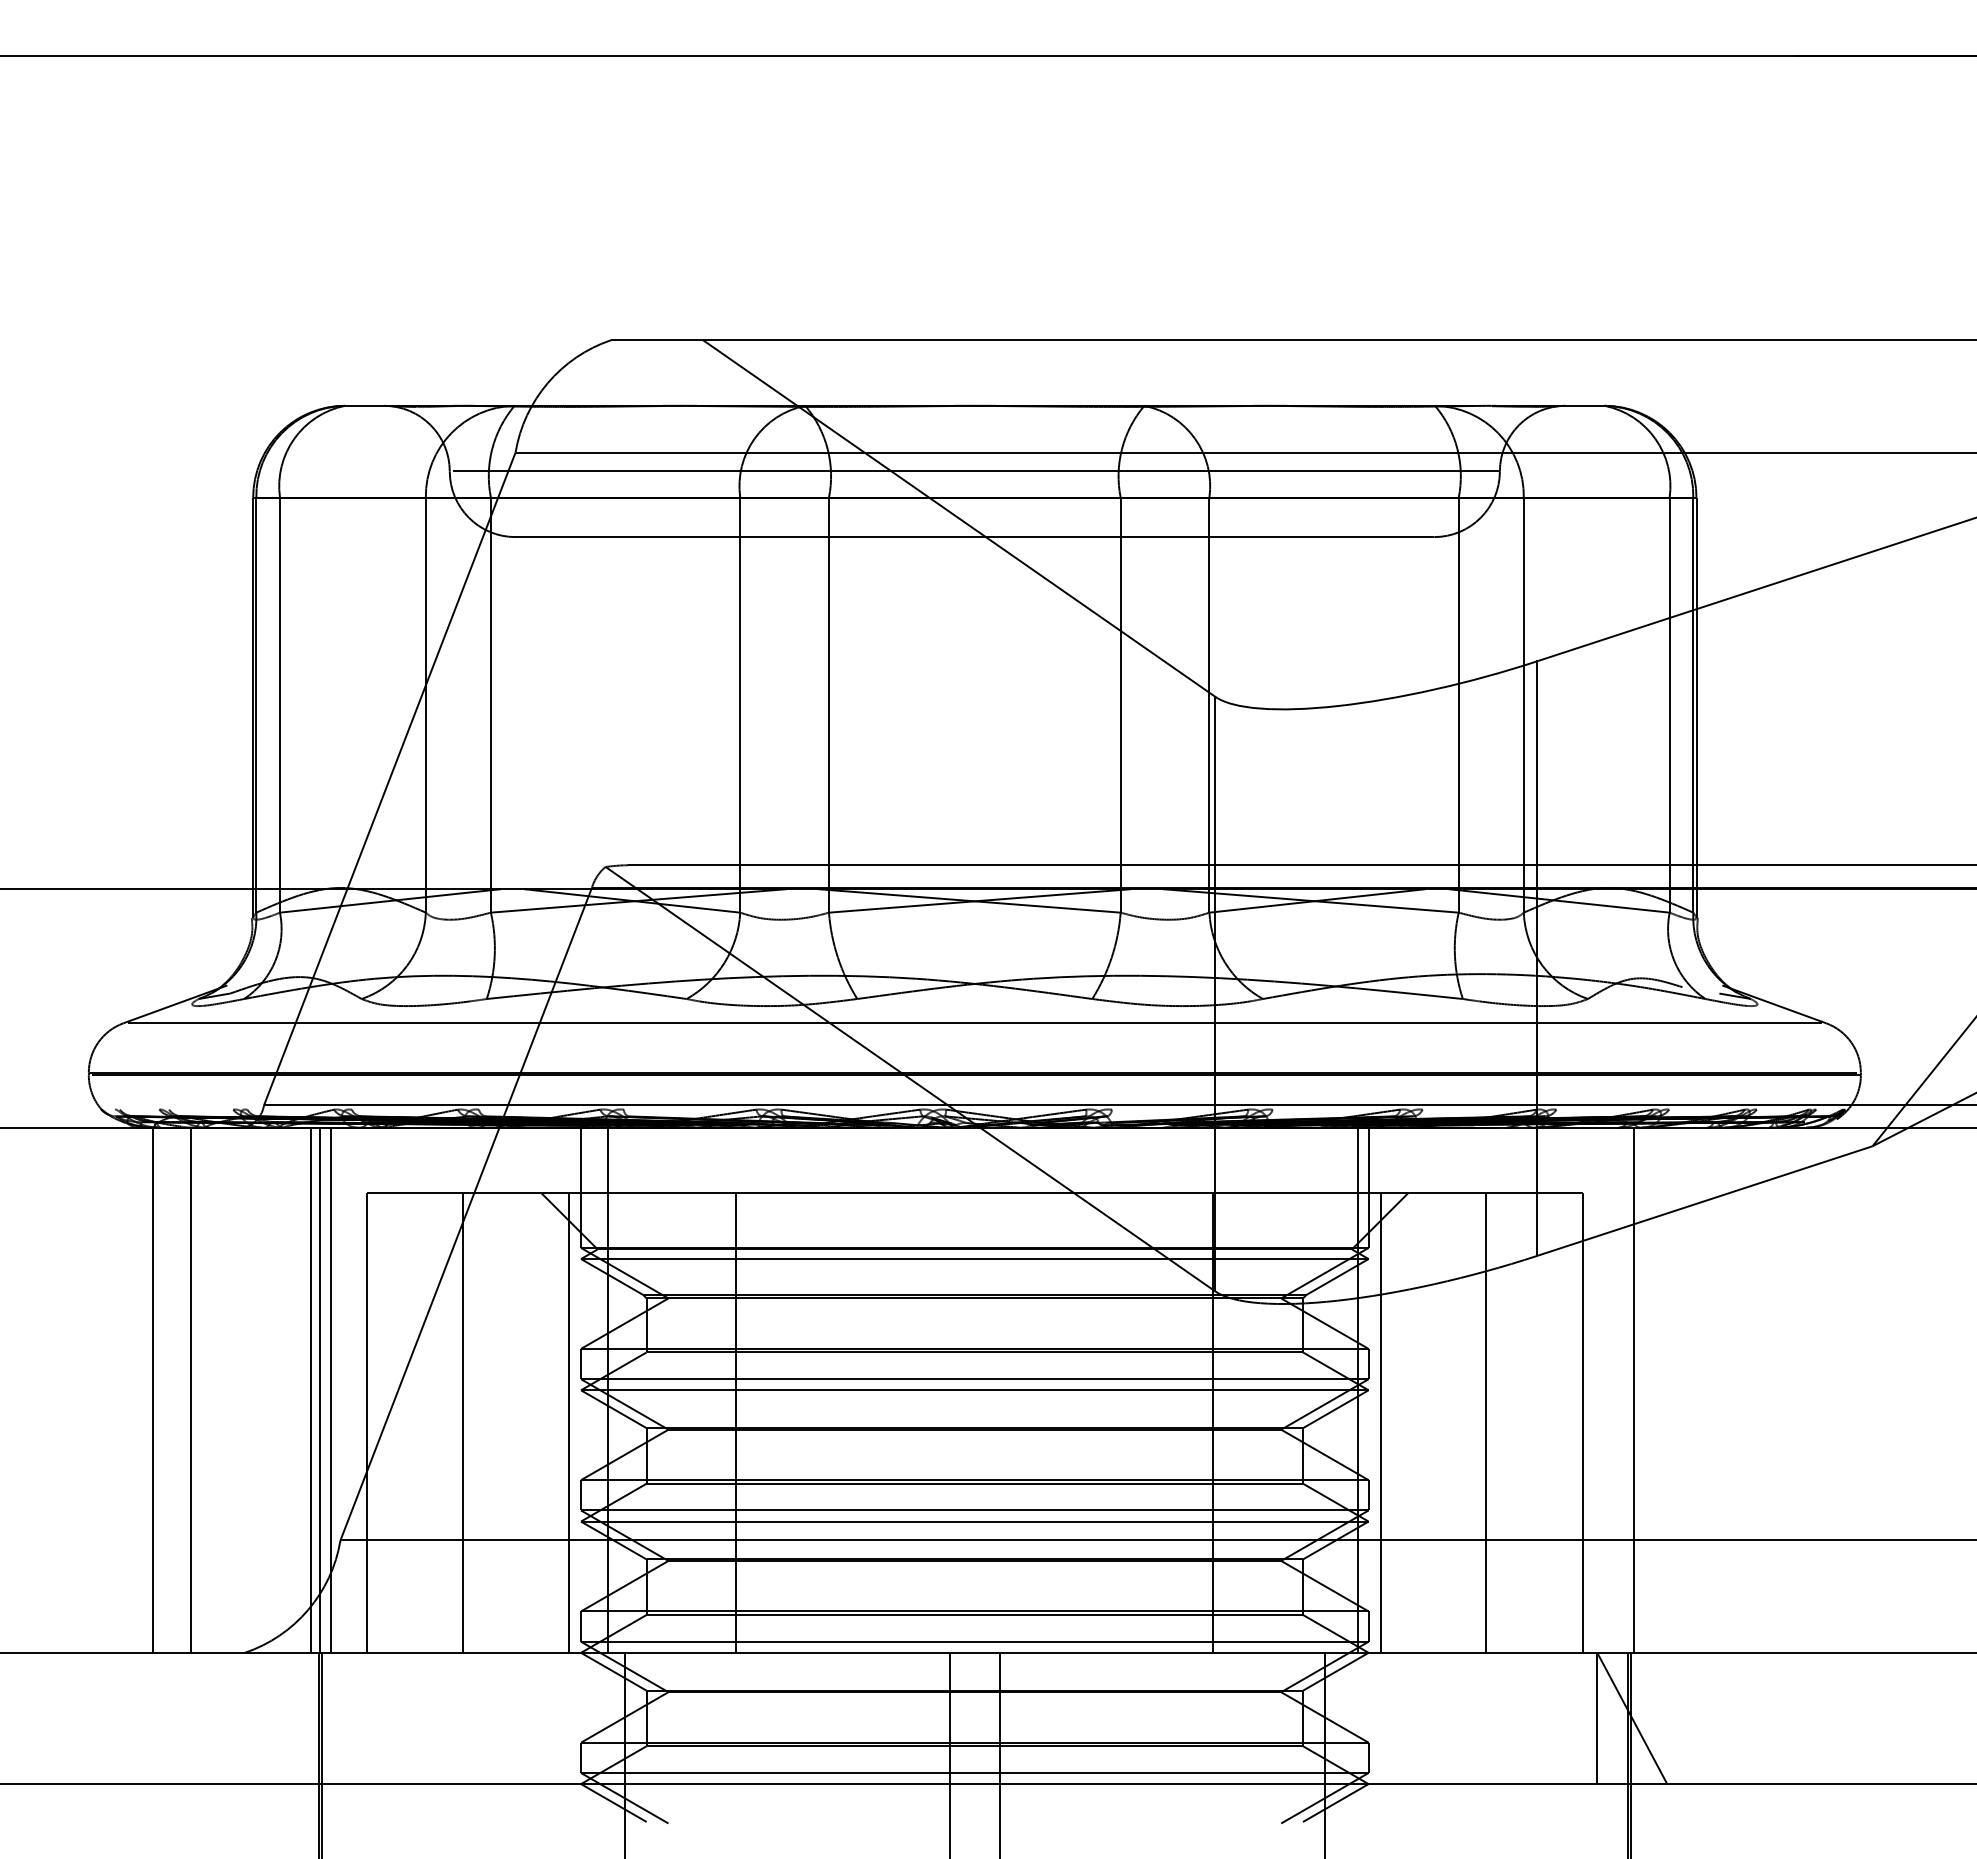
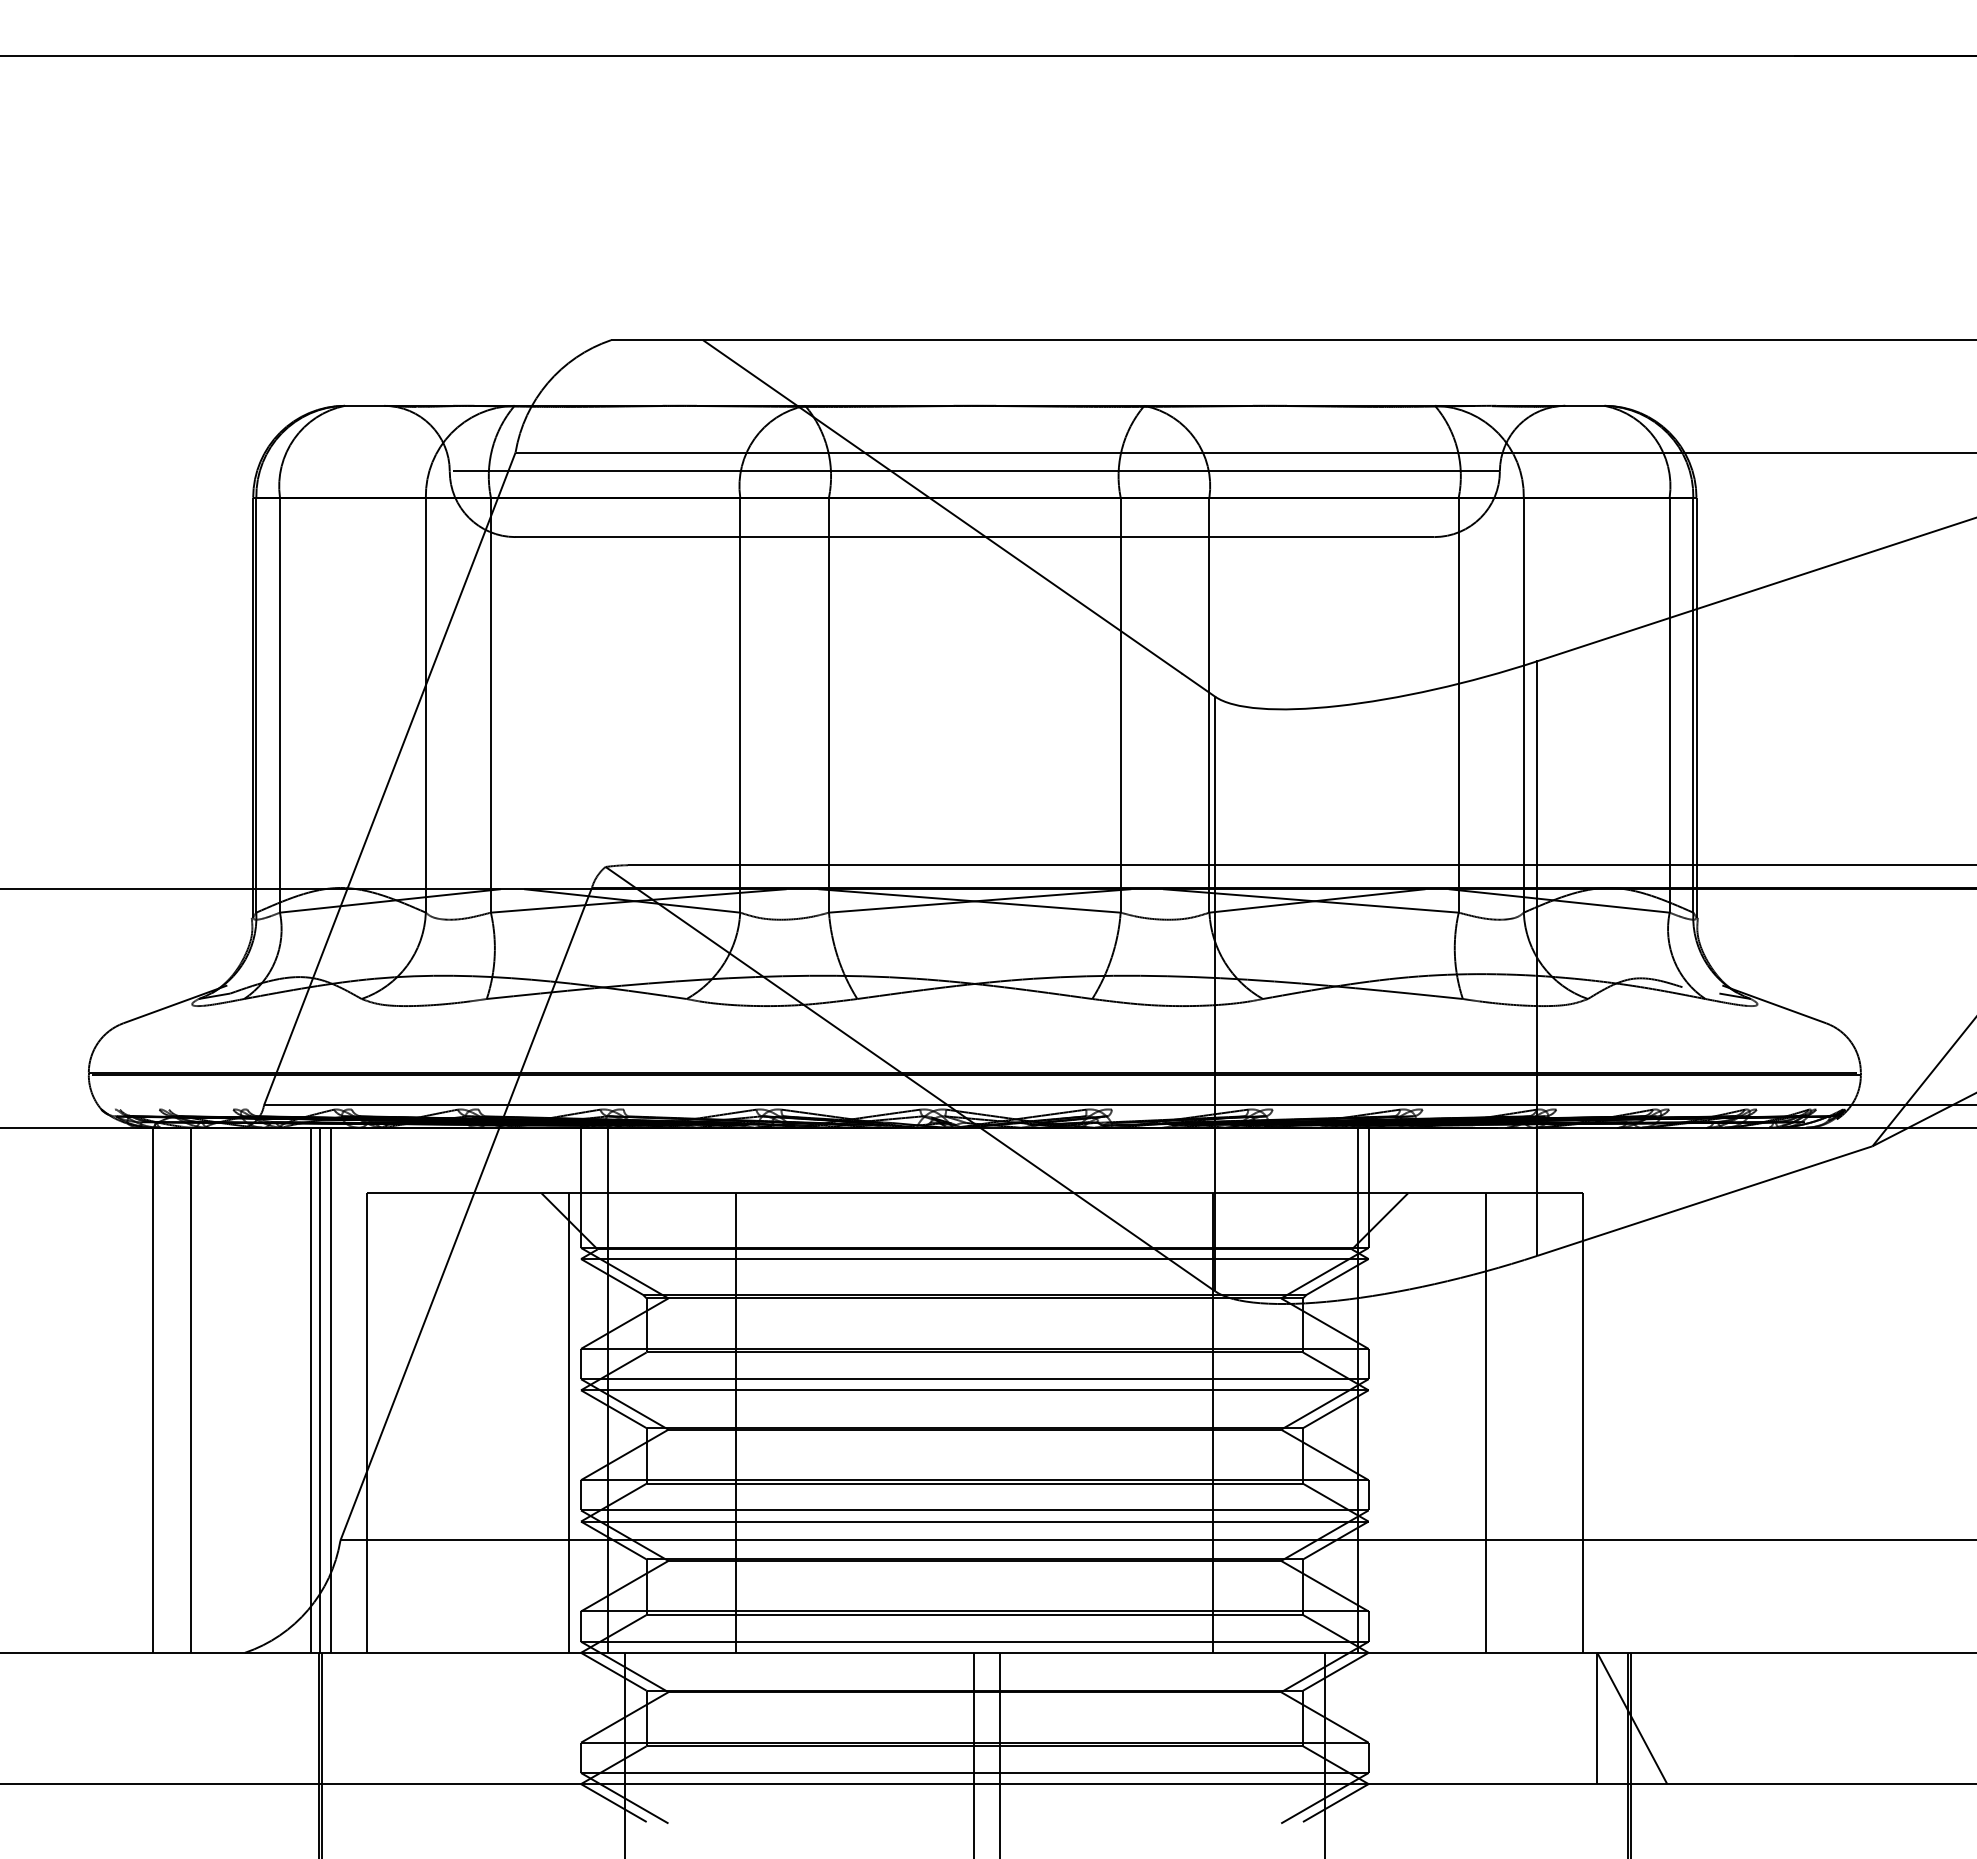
line: present -> none (974, 1023)
line: present -> none (1634, 1389)
line: present -> none (463, 1422)
line: present -> none (1380, 1422)
line position: (949, 1753) -> (973, 1753) (973, 1753)
